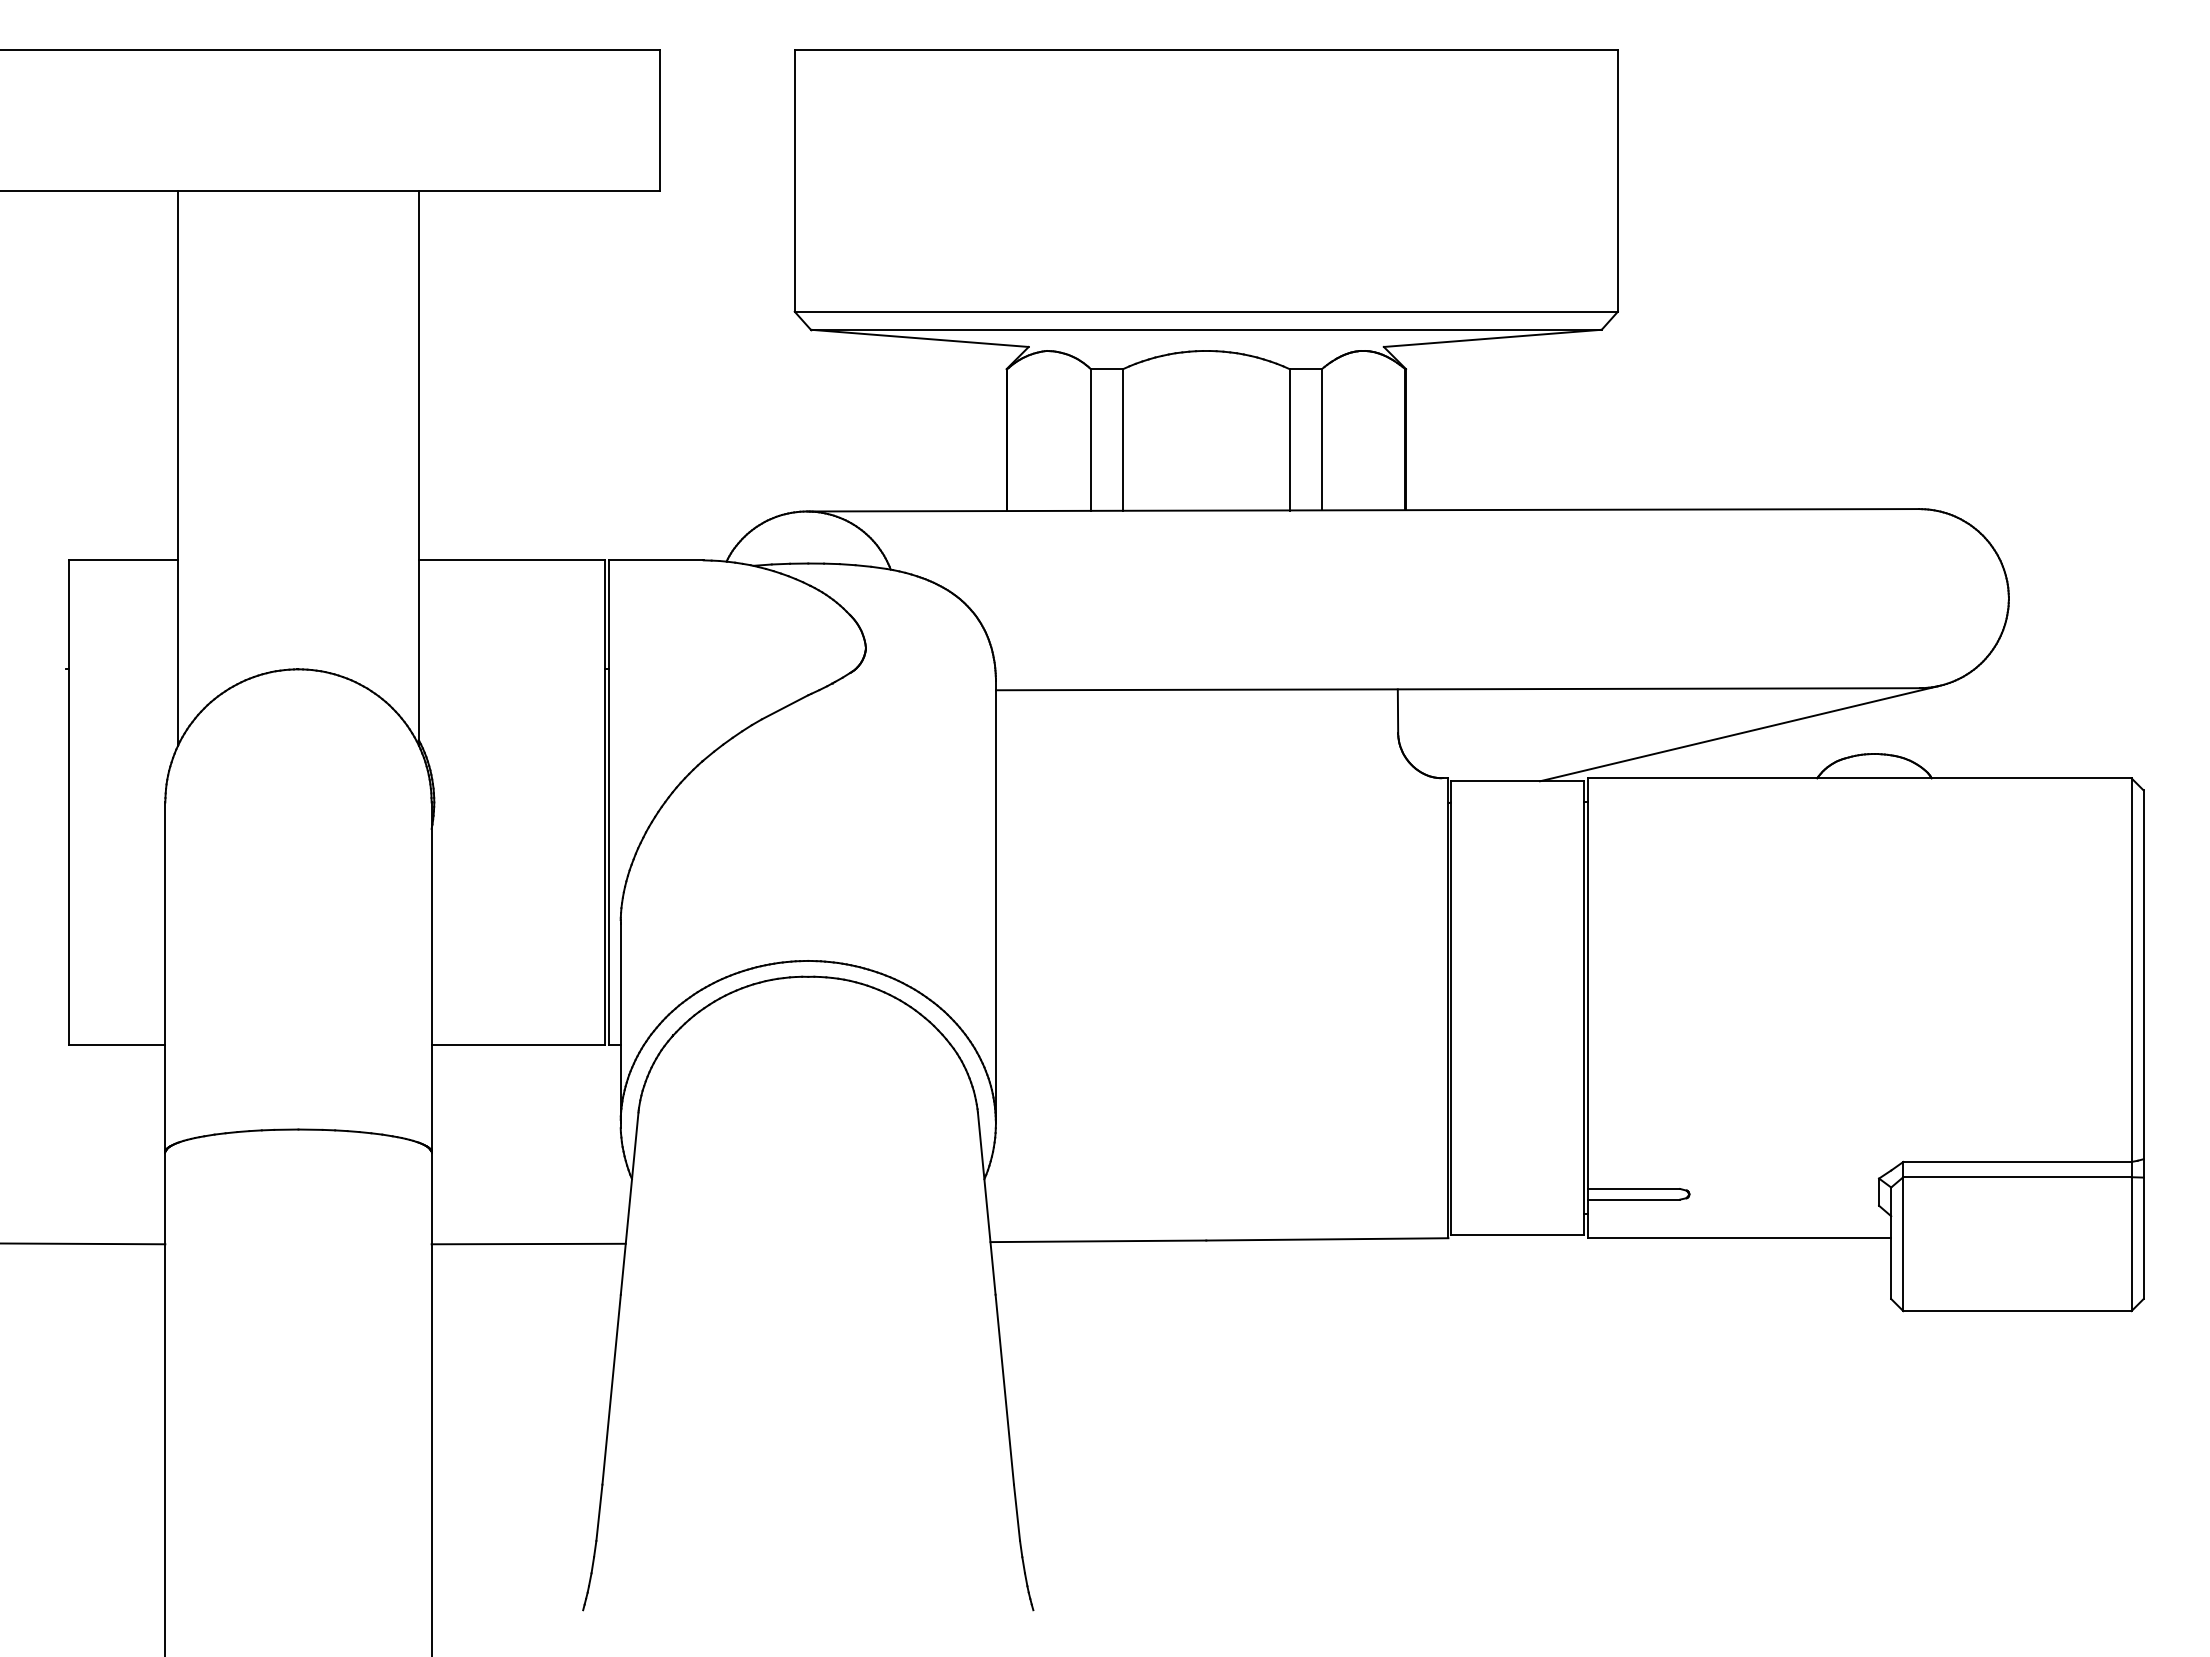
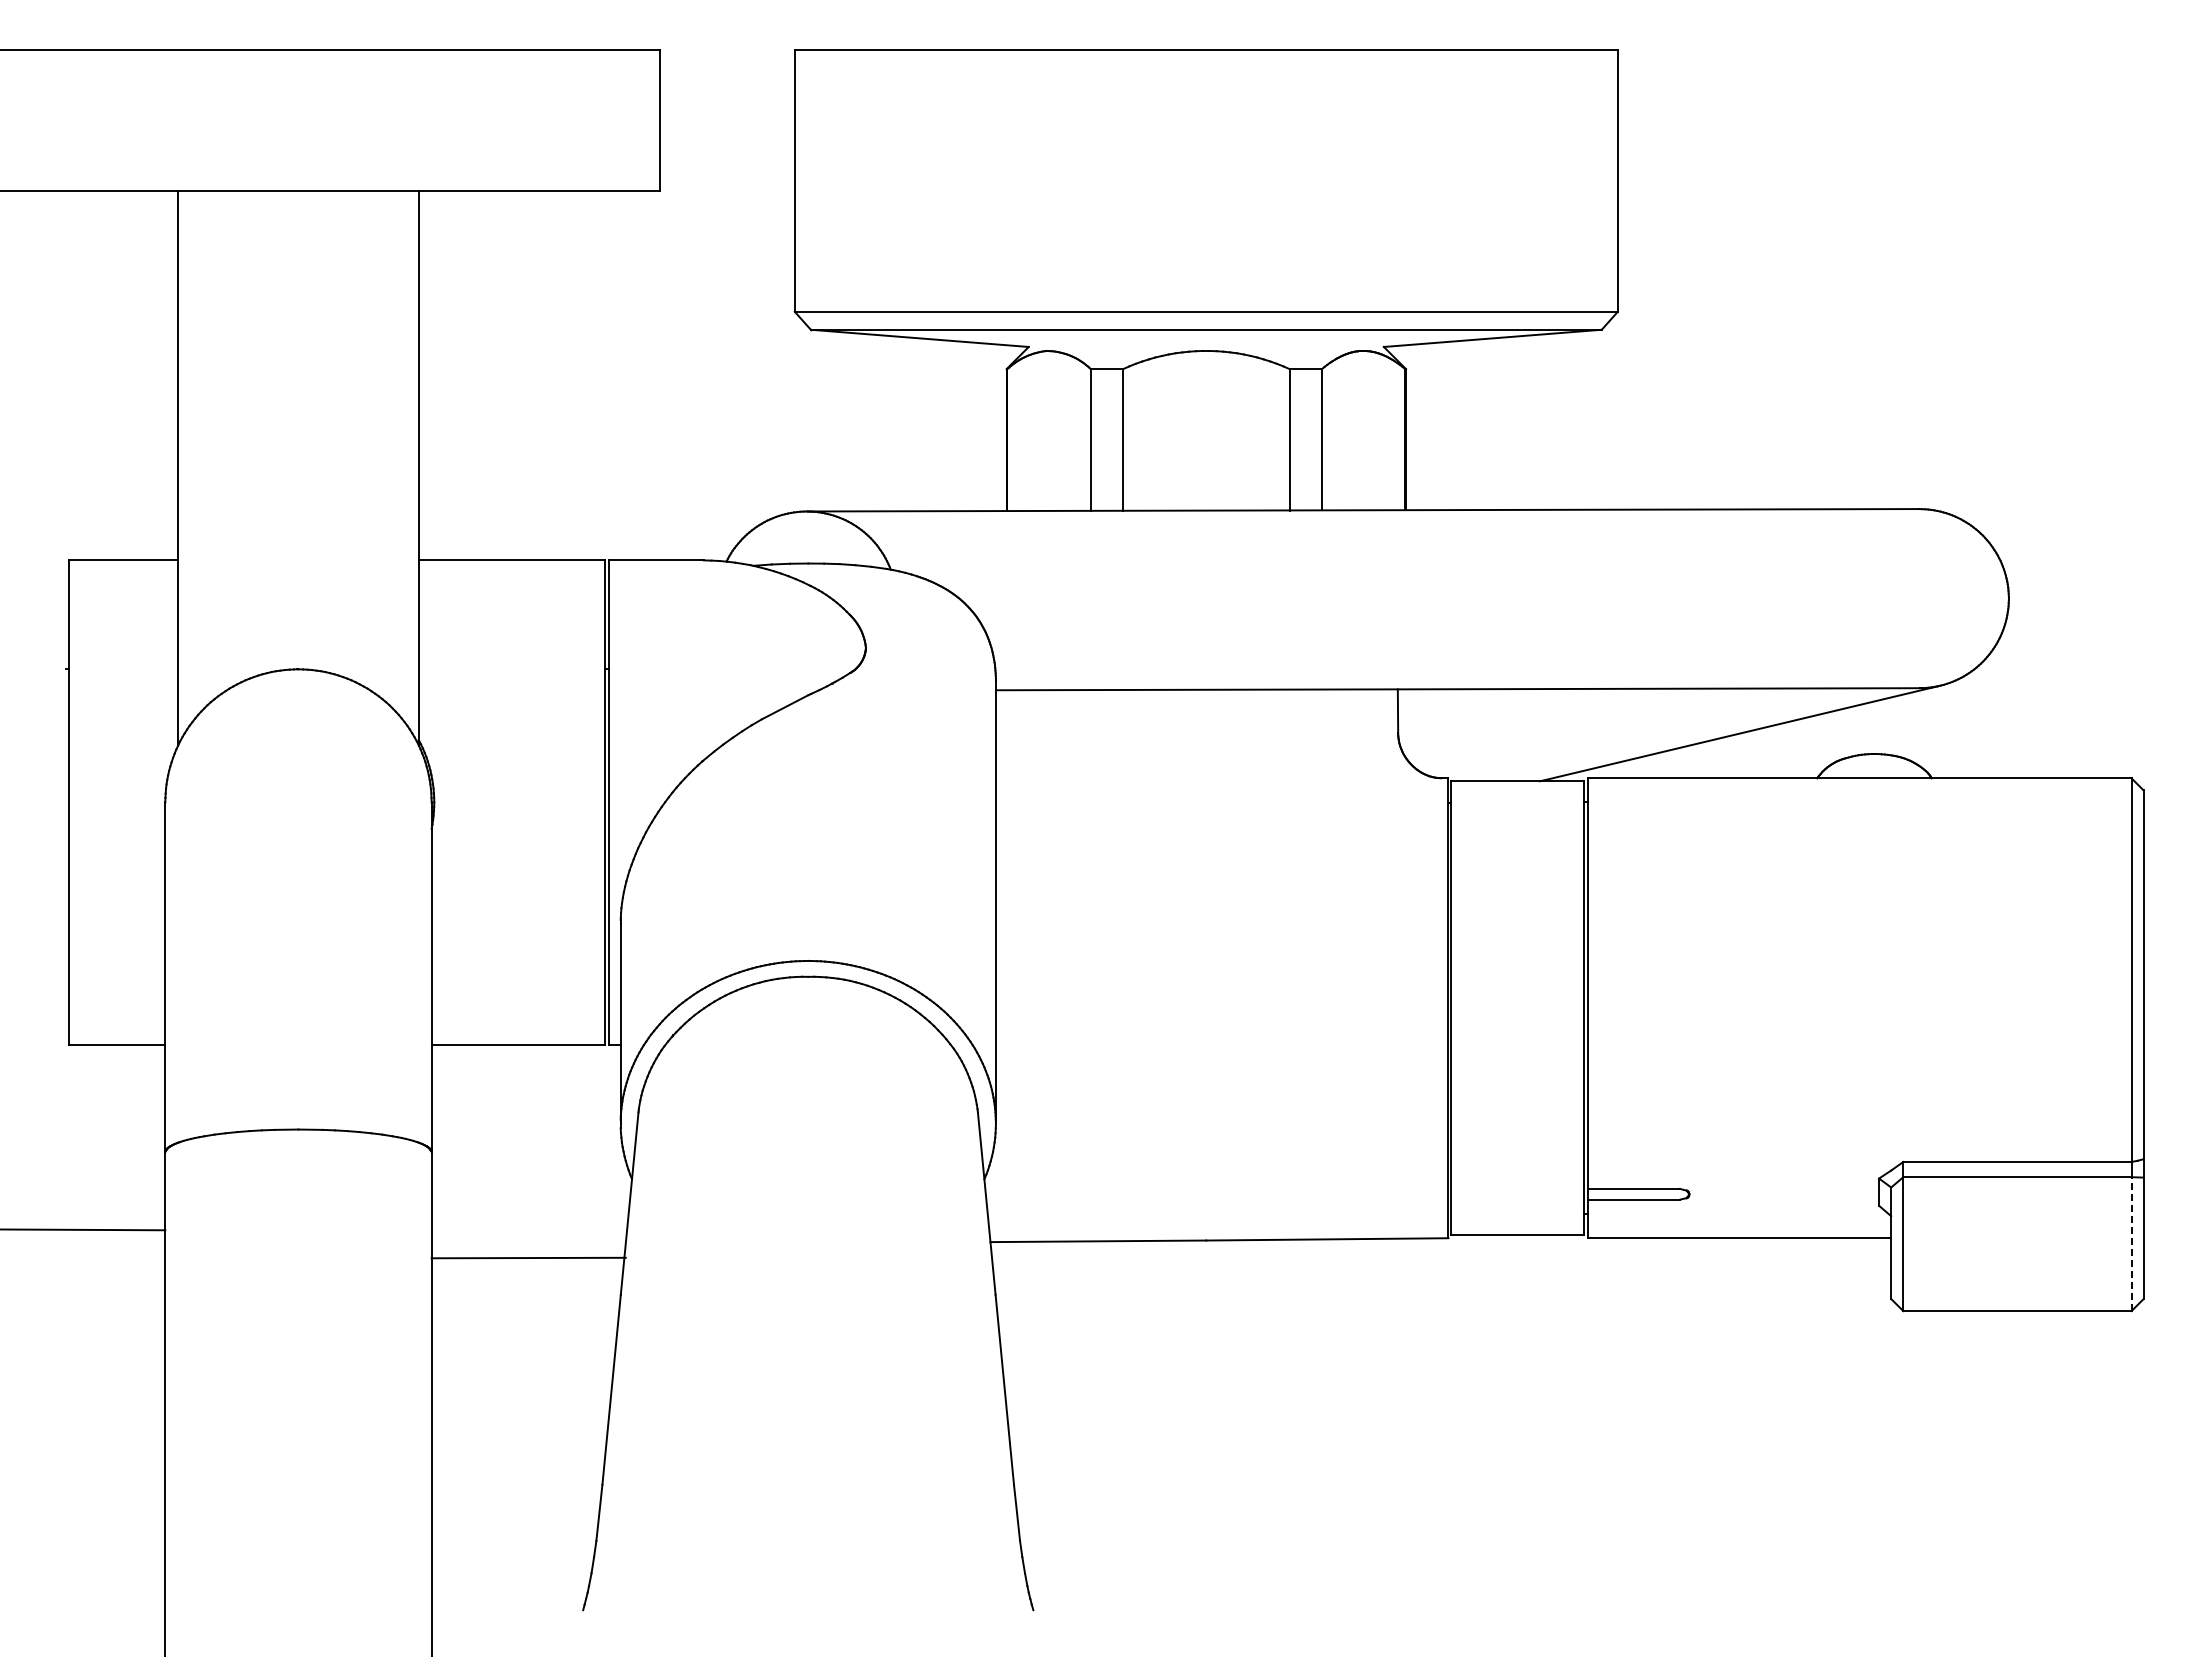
line position: (83, 1243) -> (83, 1229) (83, 1229)
line position: (528, 1243) -> (528, 1257) (528, 1257)
line: solid -> dashed (2131, 1244)
